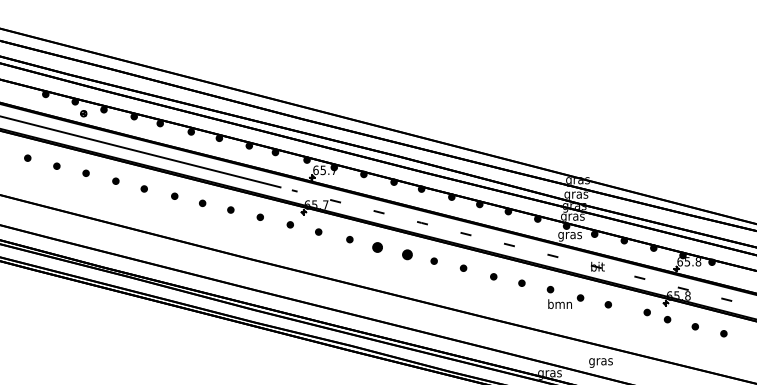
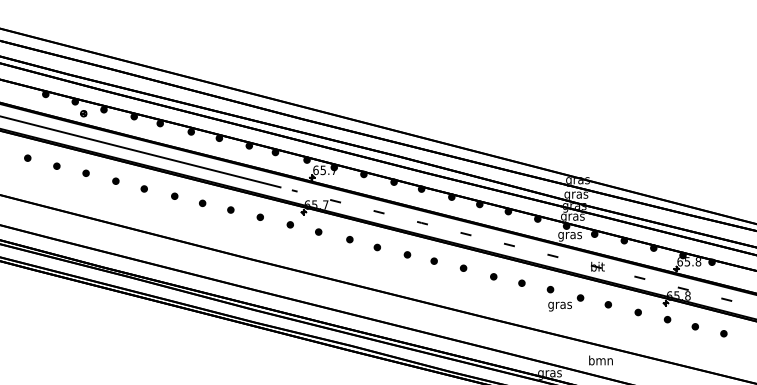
part size: 11x11 px -> 8x9 px (376, 247)
part size: 11x12 px -> 9x8 px (407, 254)
text: bmn -> gras (559, 305)
part position: (646, 312) -> (637, 312) (637, 312)
text: gras -> bmn (600, 361)
